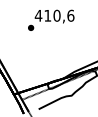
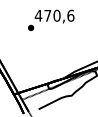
text: 410,6 -> 470,6 (47, 15)
